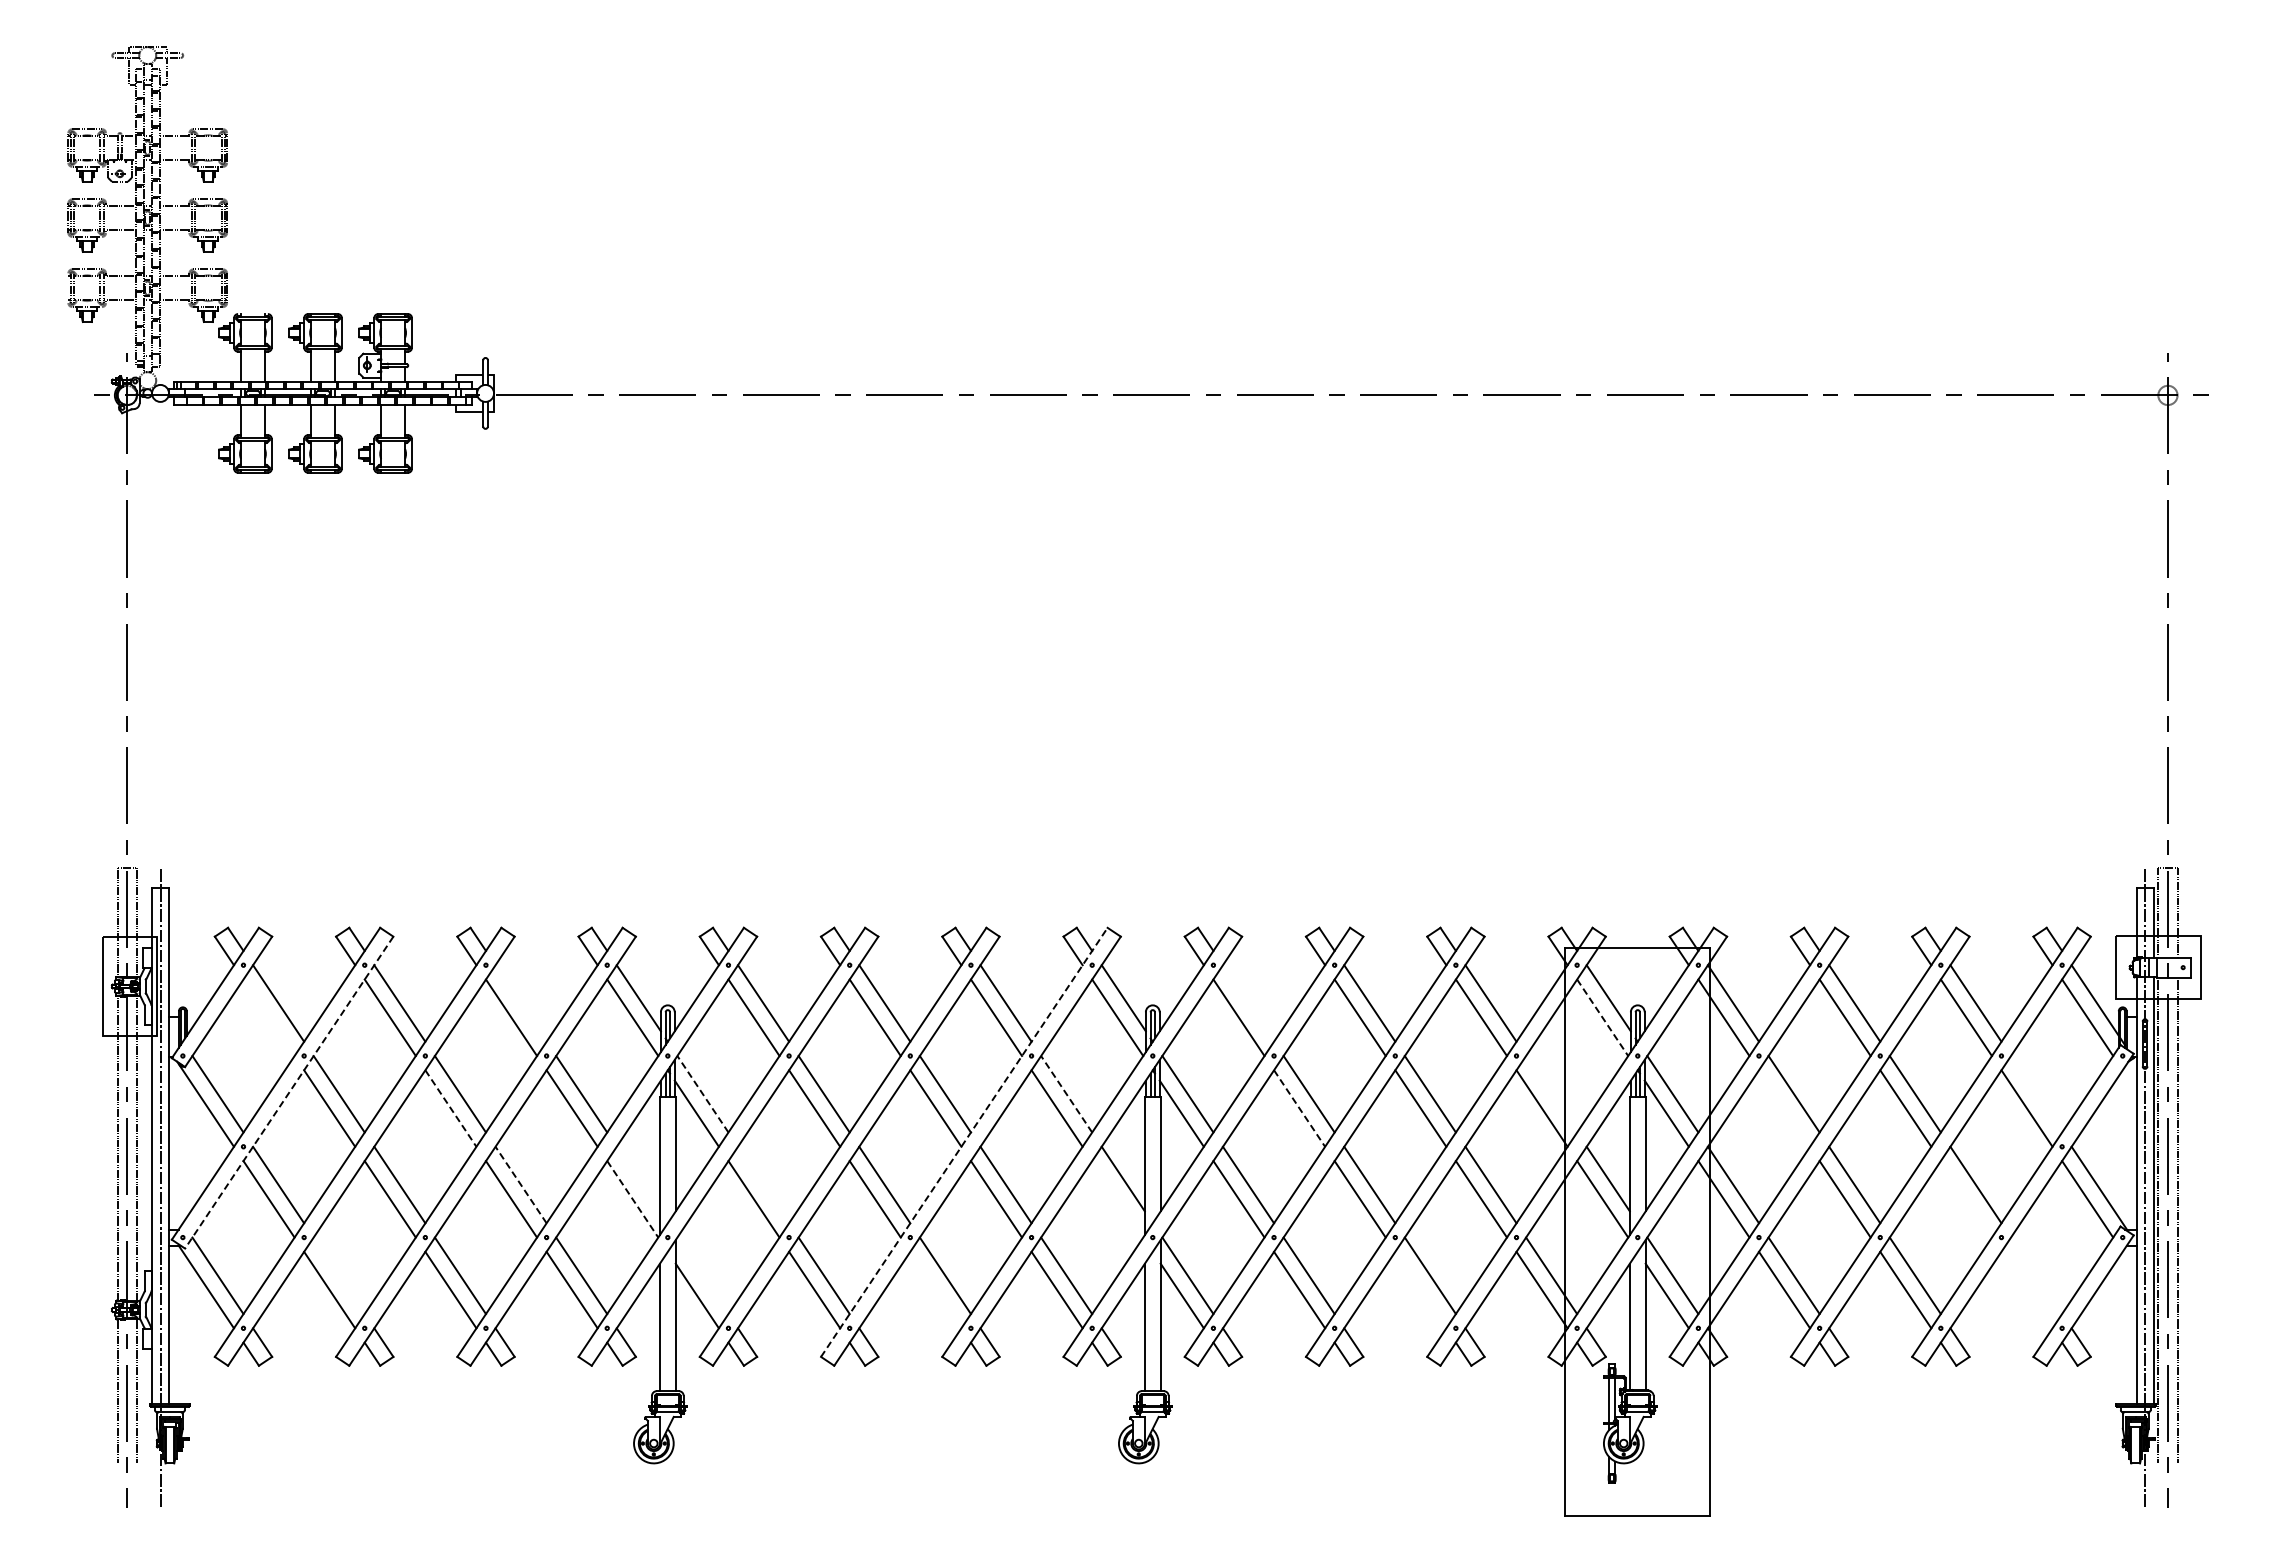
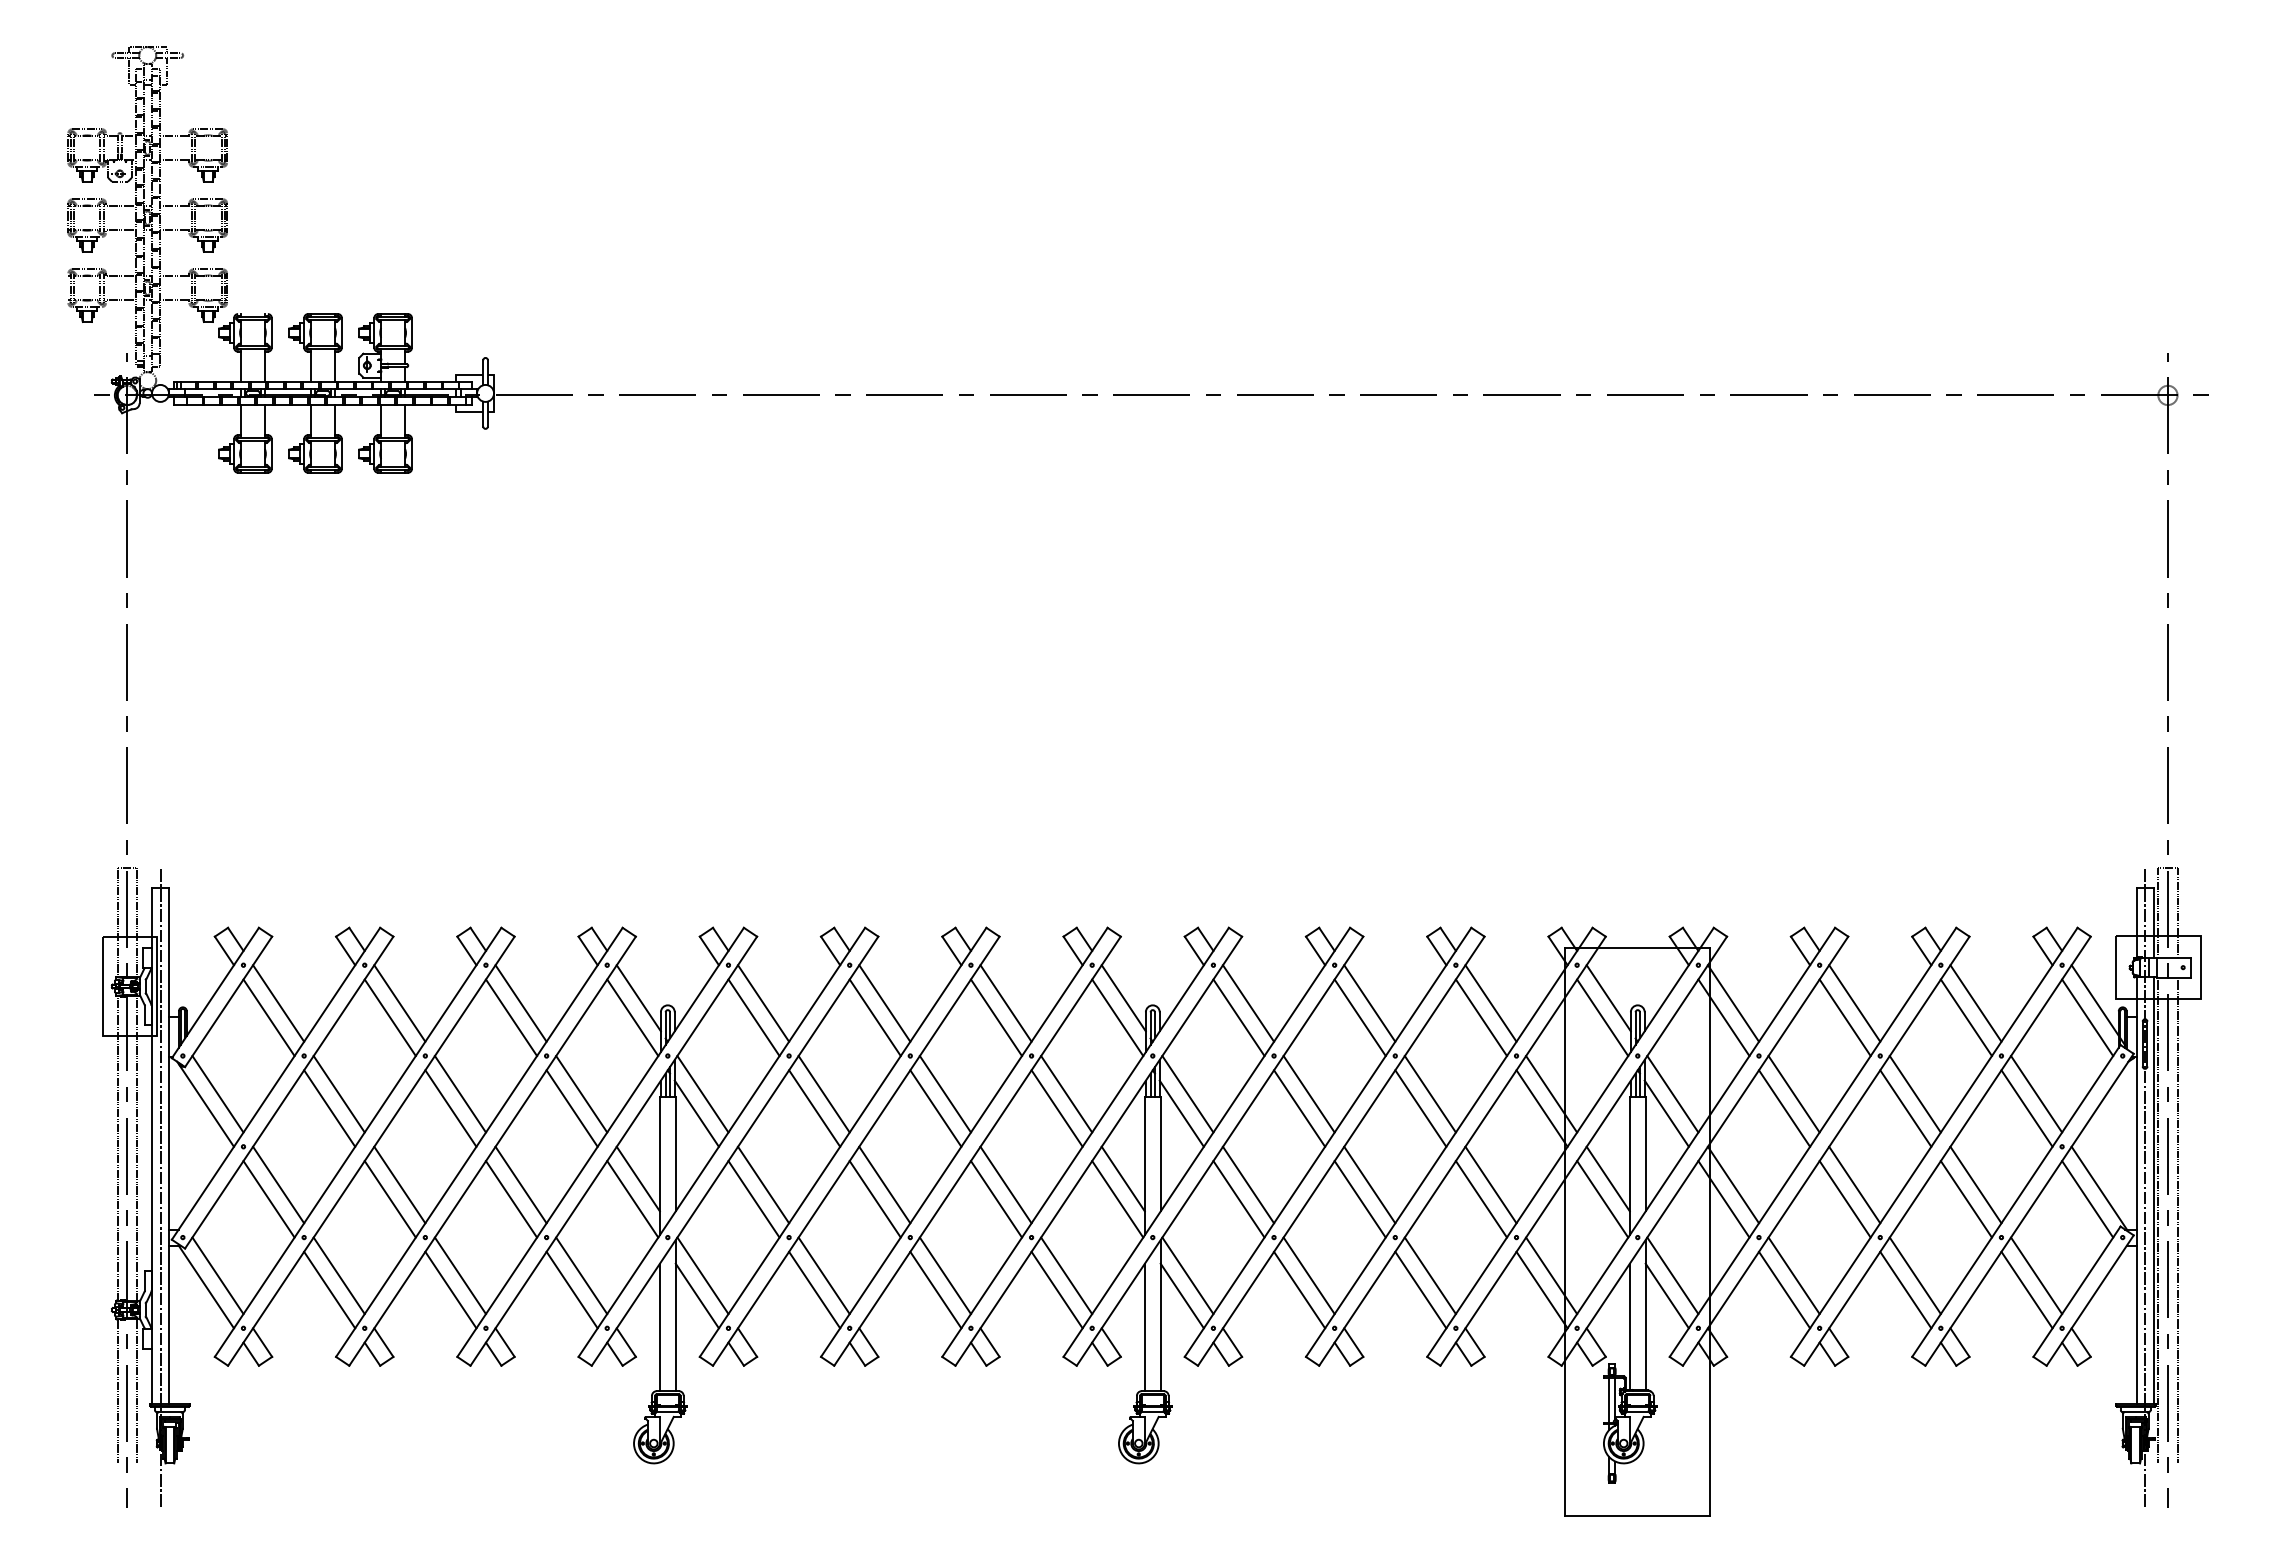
line: none -> present (520, 1003)
line: none -> present (1248, 1003)
line: none -> present (268, 1017)
line: dashed -> solid (1602, 1017)
line: dashed -> solid (289, 1092)
line: dashed -> solid (702, 1094)
line: dashed -> solid (1066, 1094)
line: none -> present (1551, 1094)
line: none -> present (2036, 1094)
line: dashed -> solid (450, 1108)
line: dashed -> solid (1299, 1108)
line: none -> present (1784, 1108)
line: dashed -> solid (964, 1142)
line: none -> present (637, 1178)
line: none -> present (763, 1184)
line: dashed -> solid (521, 1185)
line: dashed -> solid (632, 1199)
line: none -> present (1117, 1199)
line: none -> present (1965, 1199)
line: none -> present (338, 1275)
line: none -> present (702, 1275)
line: none -> present (2036, 1275)
line: none -> present (935, 1289)
line: none -> present (1420, 1289)
line: none -> present (2026, 1289)
